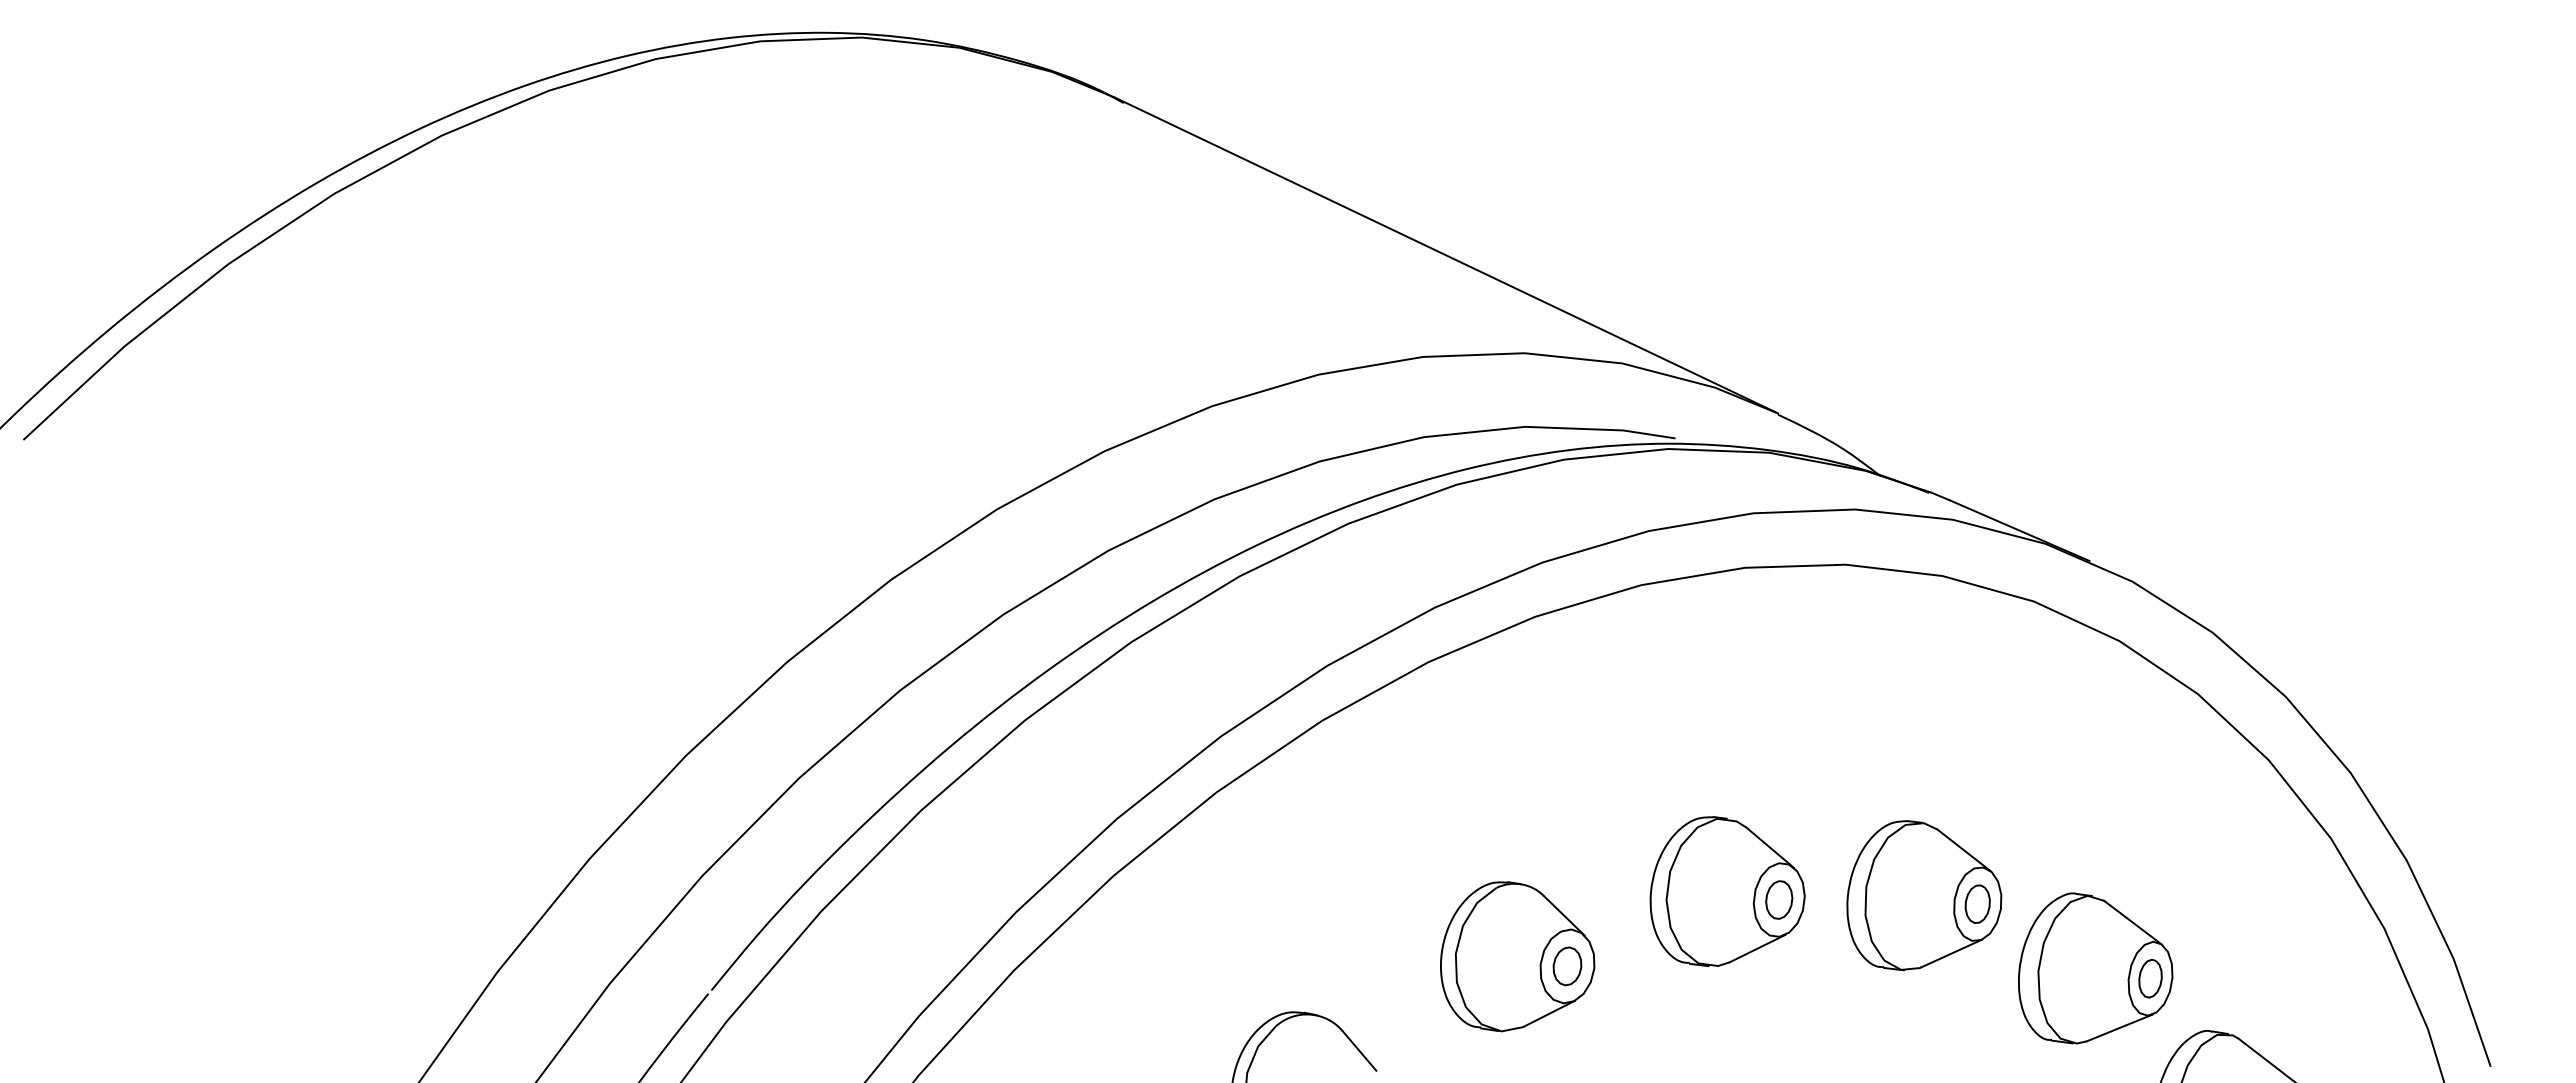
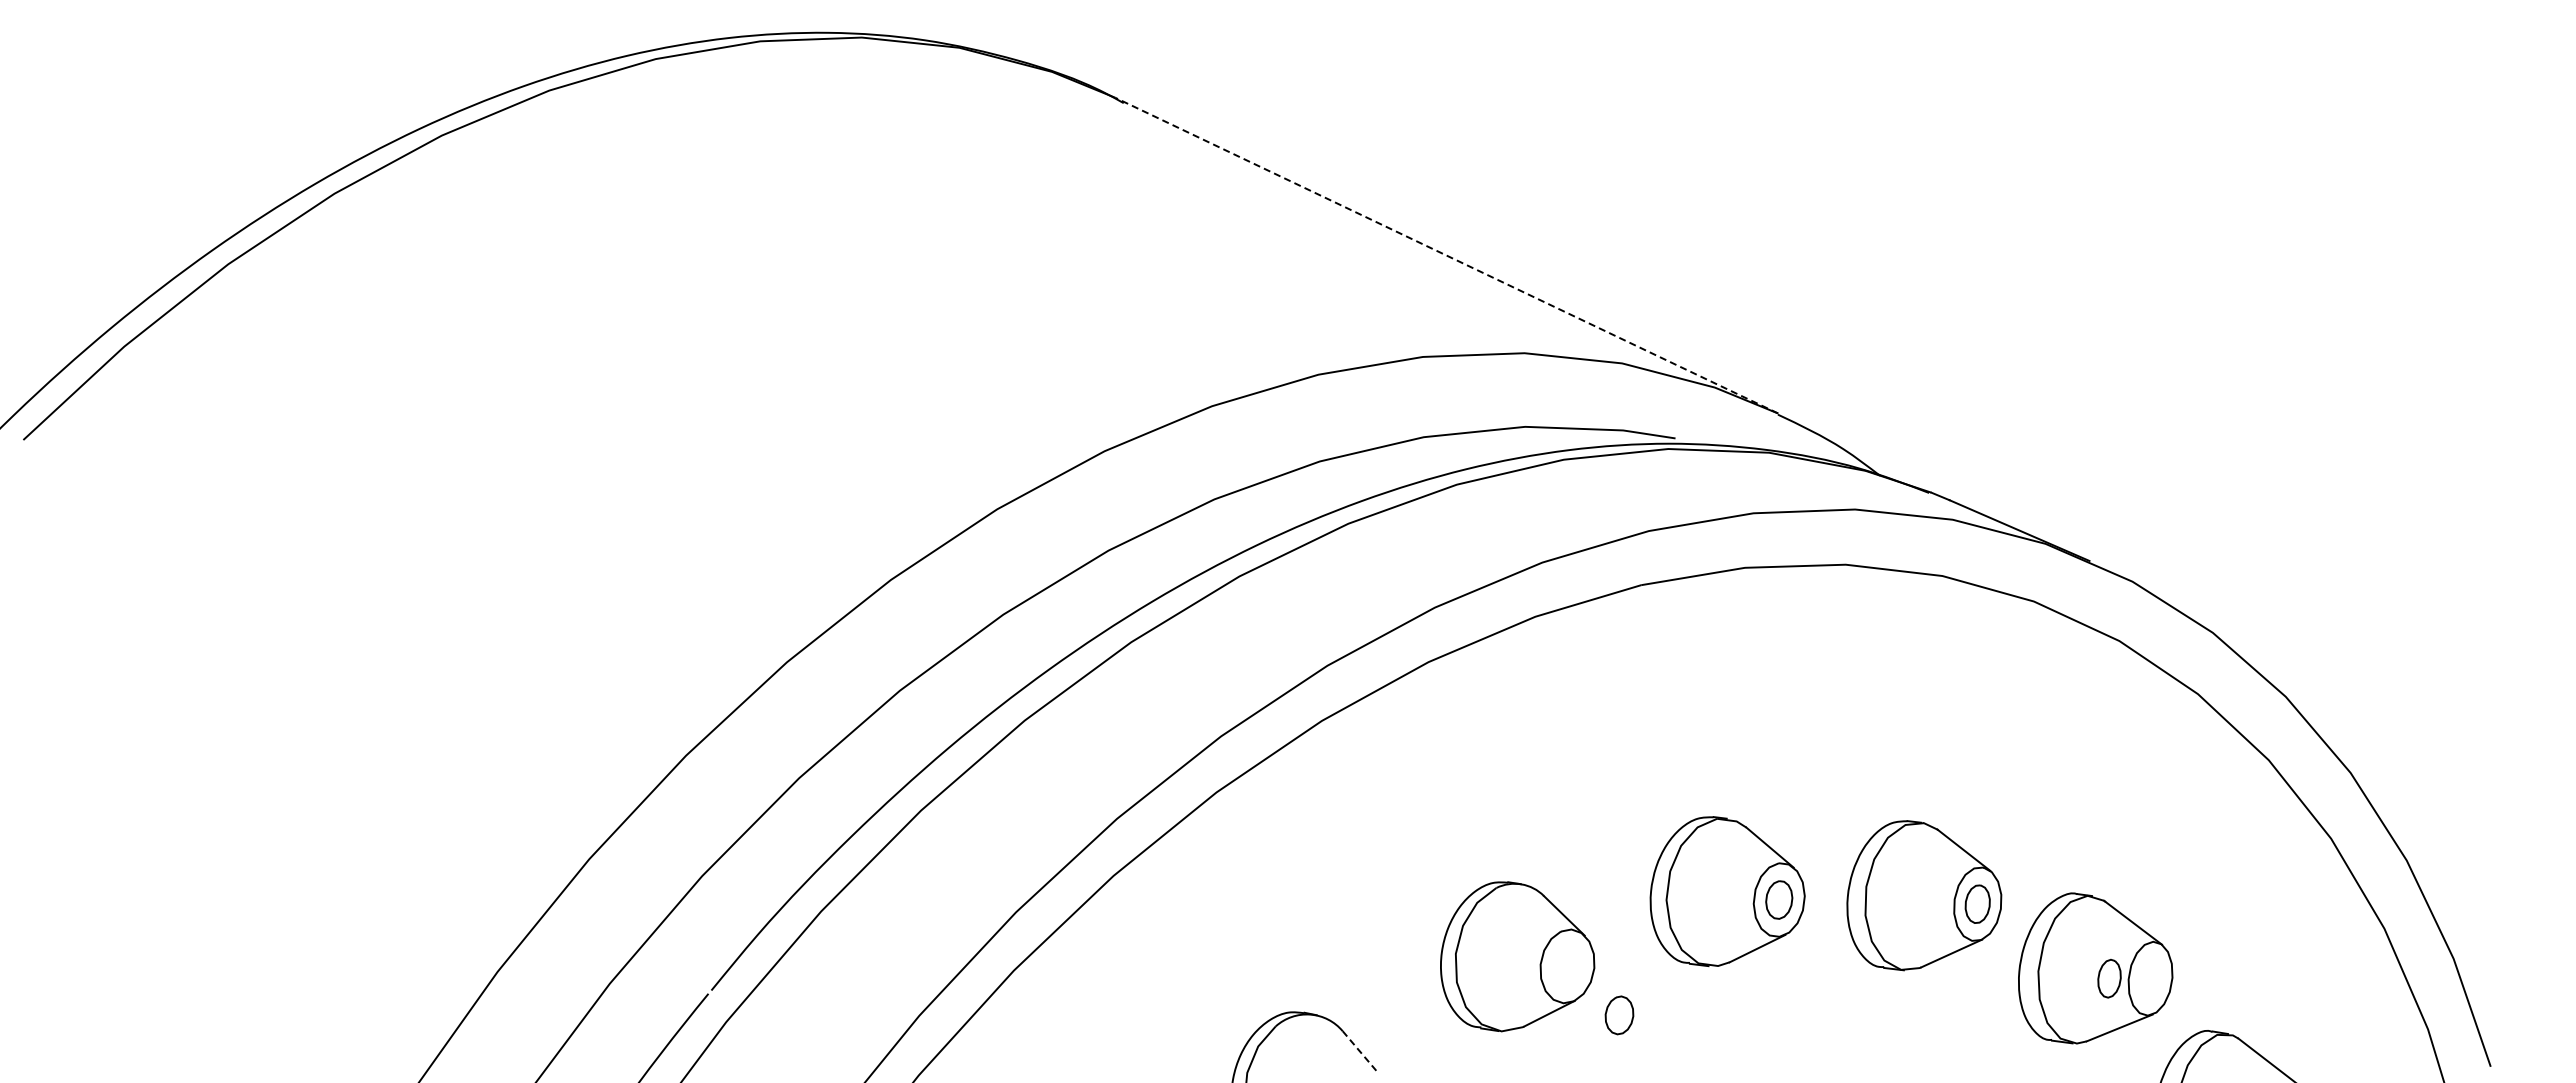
line: solid -> dashed (1446, 255)
part position: (1567, 966) -> (1619, 1015) (1619, 1015)
part position: (2150, 978) -> (2109, 978) (2109, 978)
line: solid -> dashed (1359, 1051)
